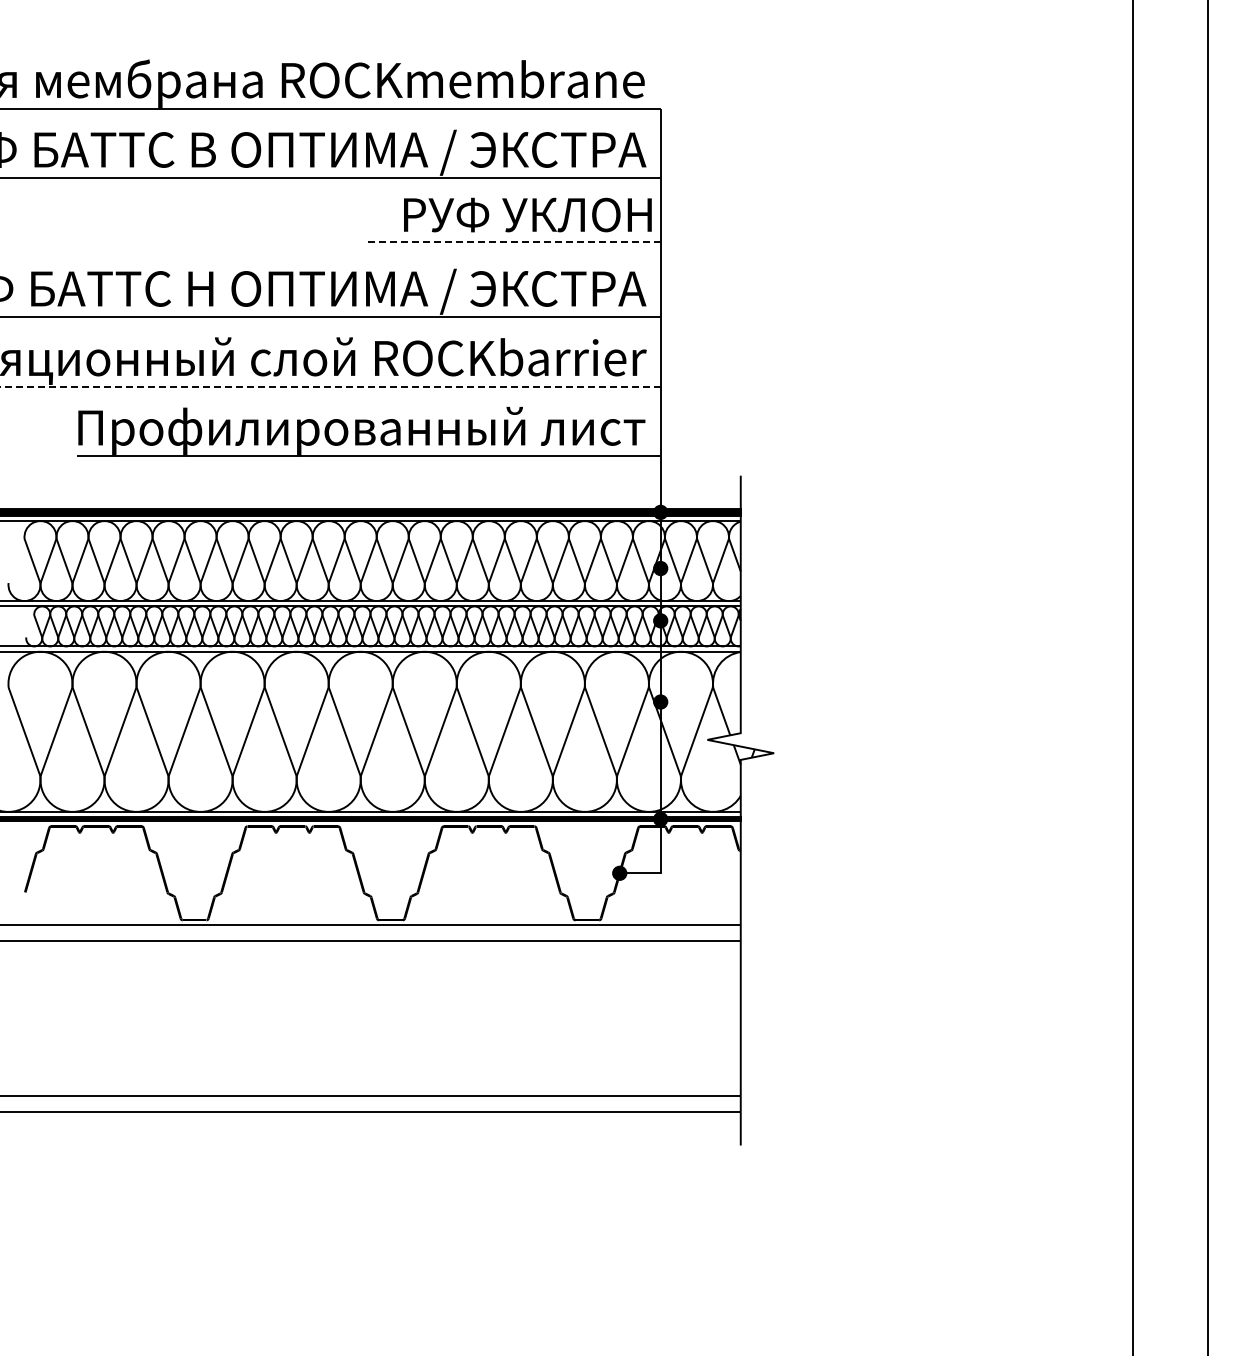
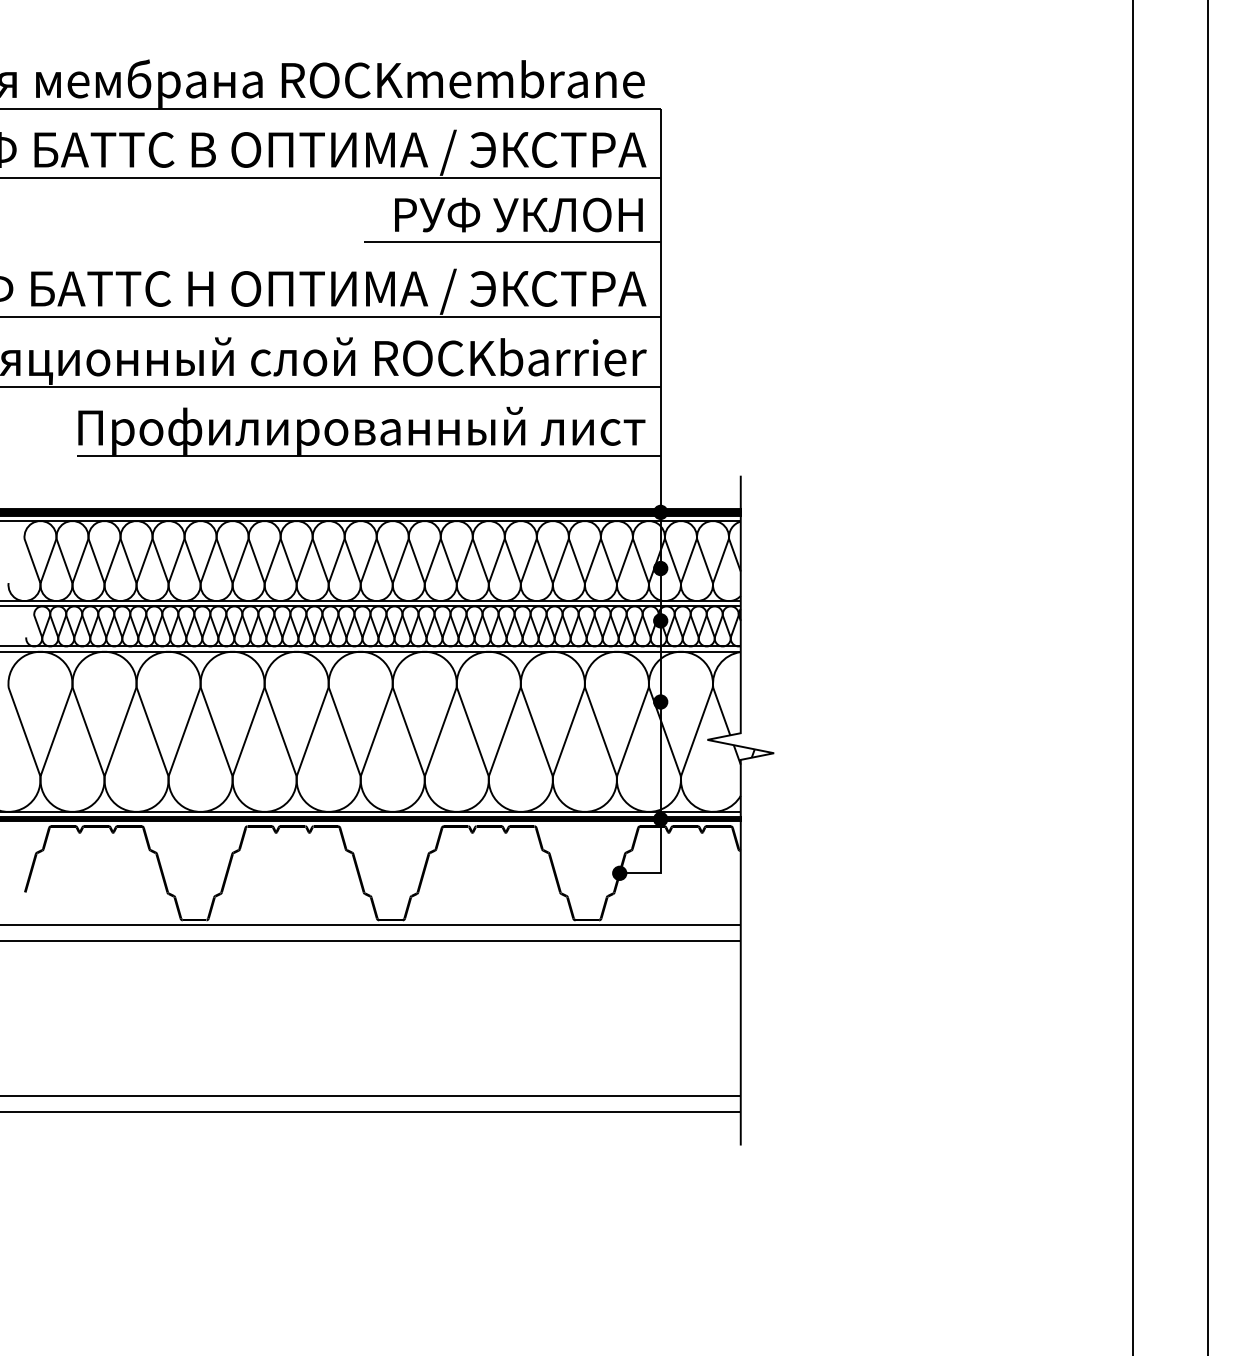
text position: (527, 214) -> (518, 214) (518, 214)
line: dashed -> solid (511, 242)
line: dashed -> solid (329, 386)
